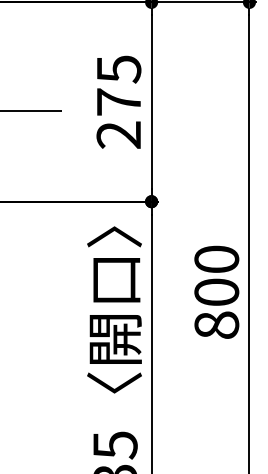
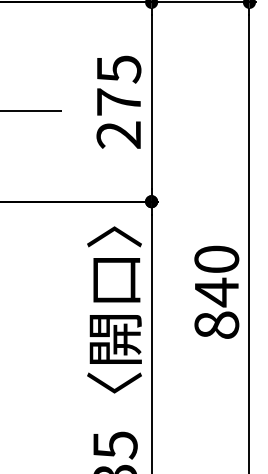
text: 800 -> 840 (216, 292)
